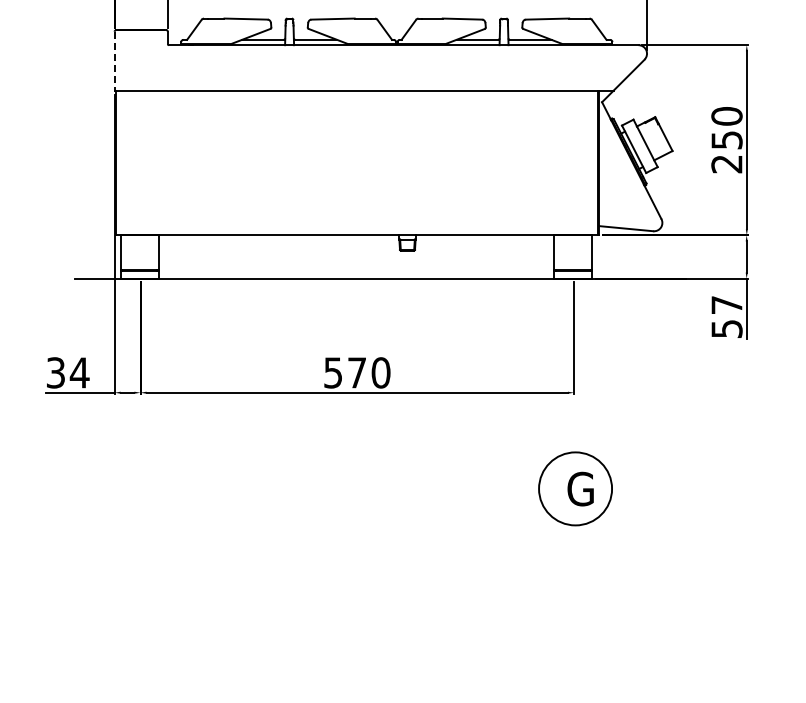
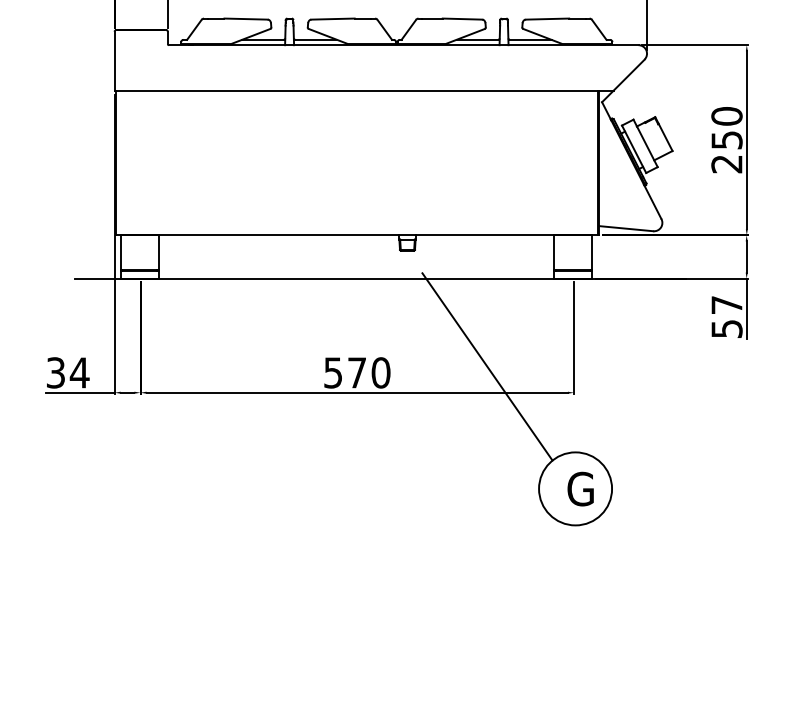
line: dashed -> solid (114, 61)
line: none -> present (487, 366)
